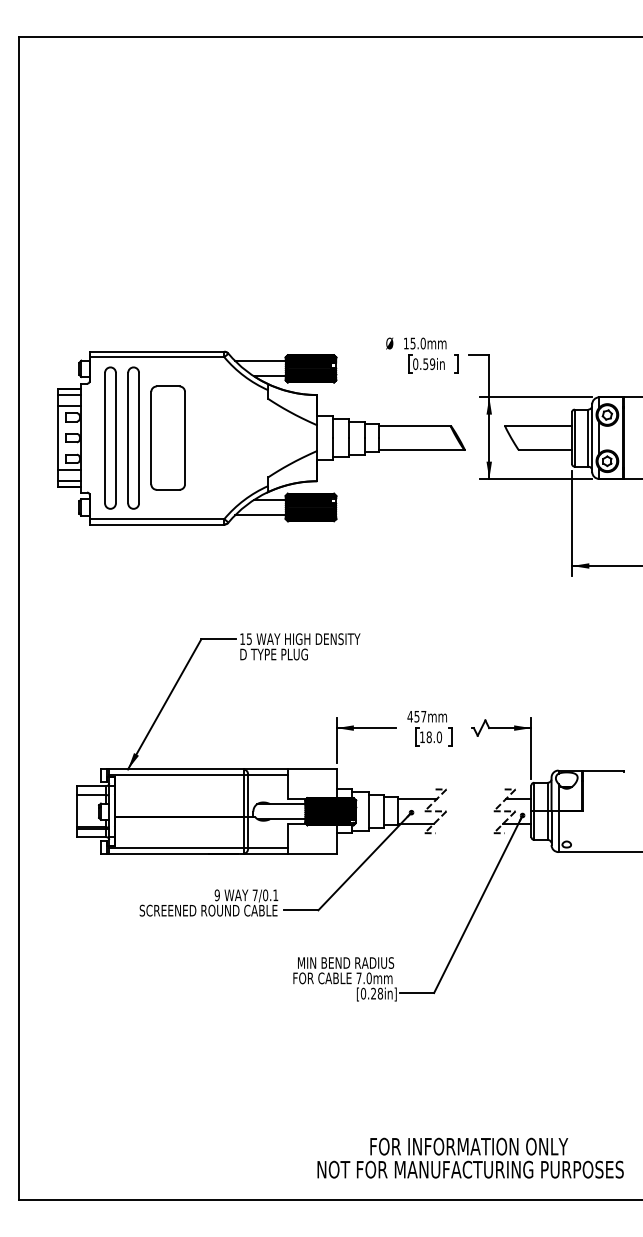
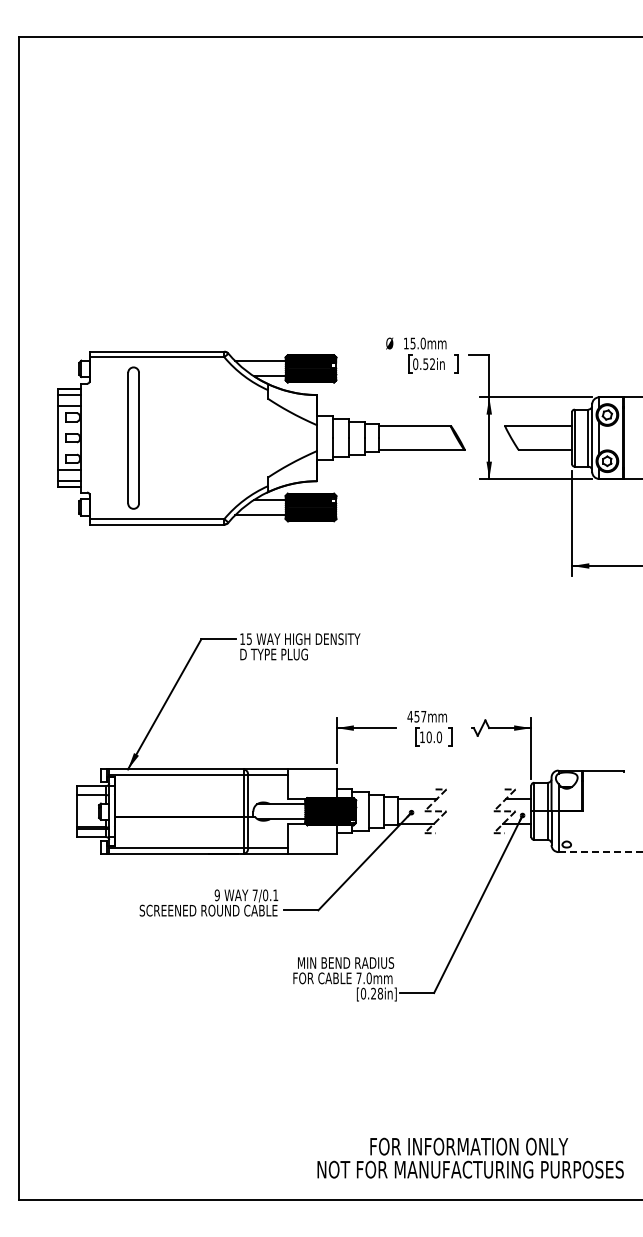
text: 0.59in -> 0.52in (432, 363)
part: present -> none (110, 437)
part: present -> none (167, 437)
text: 18.0 -> 10.0 (428, 736)
line: solid -> dashed (600, 852)
